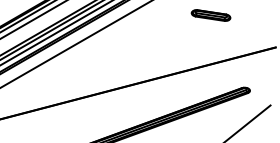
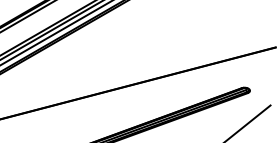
part: present -> none (210, 15)
line: present -> none (32, 19)
line: present -> none (75, 44)
